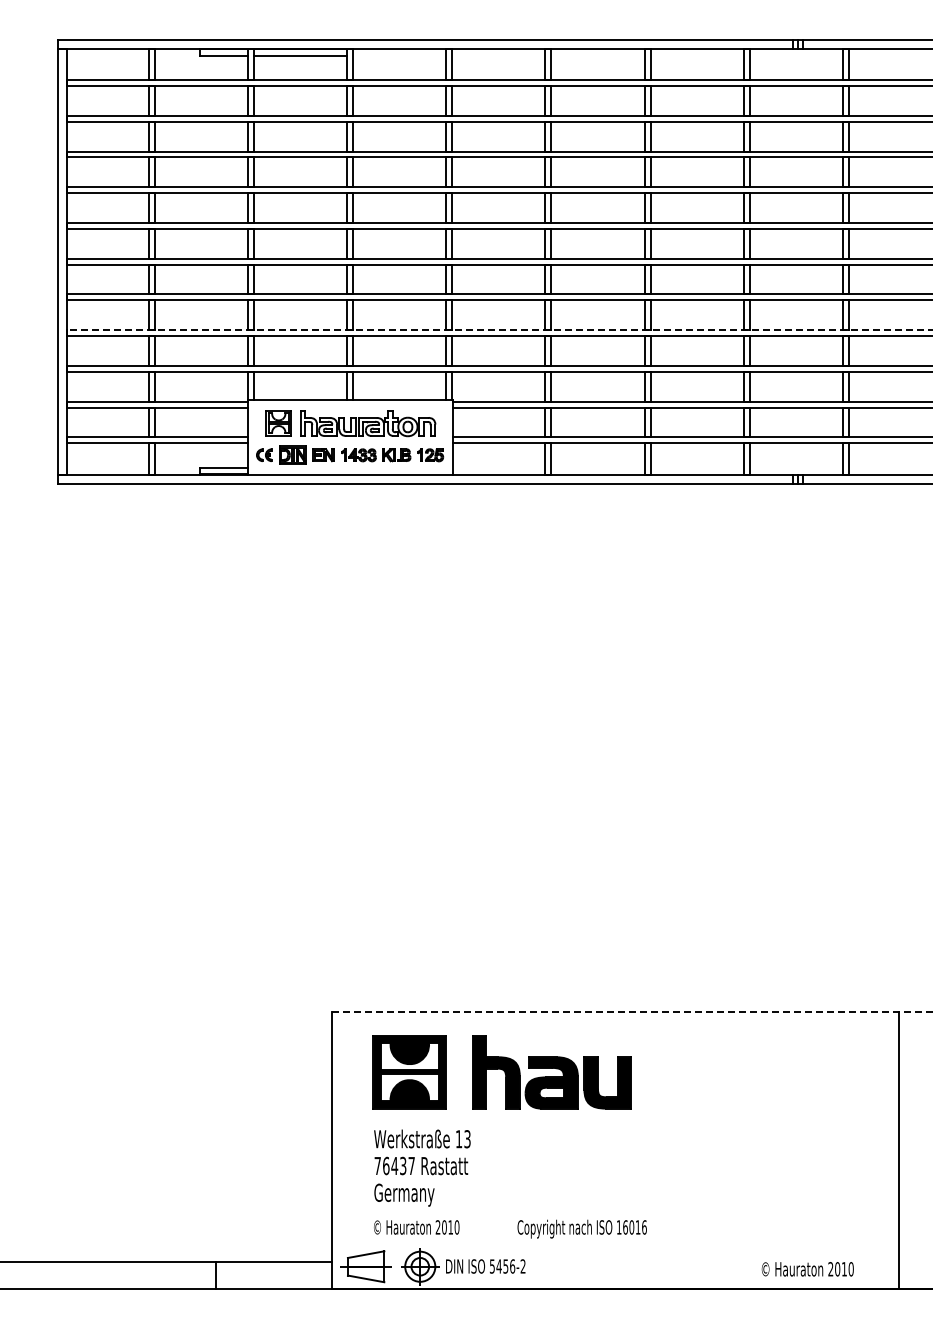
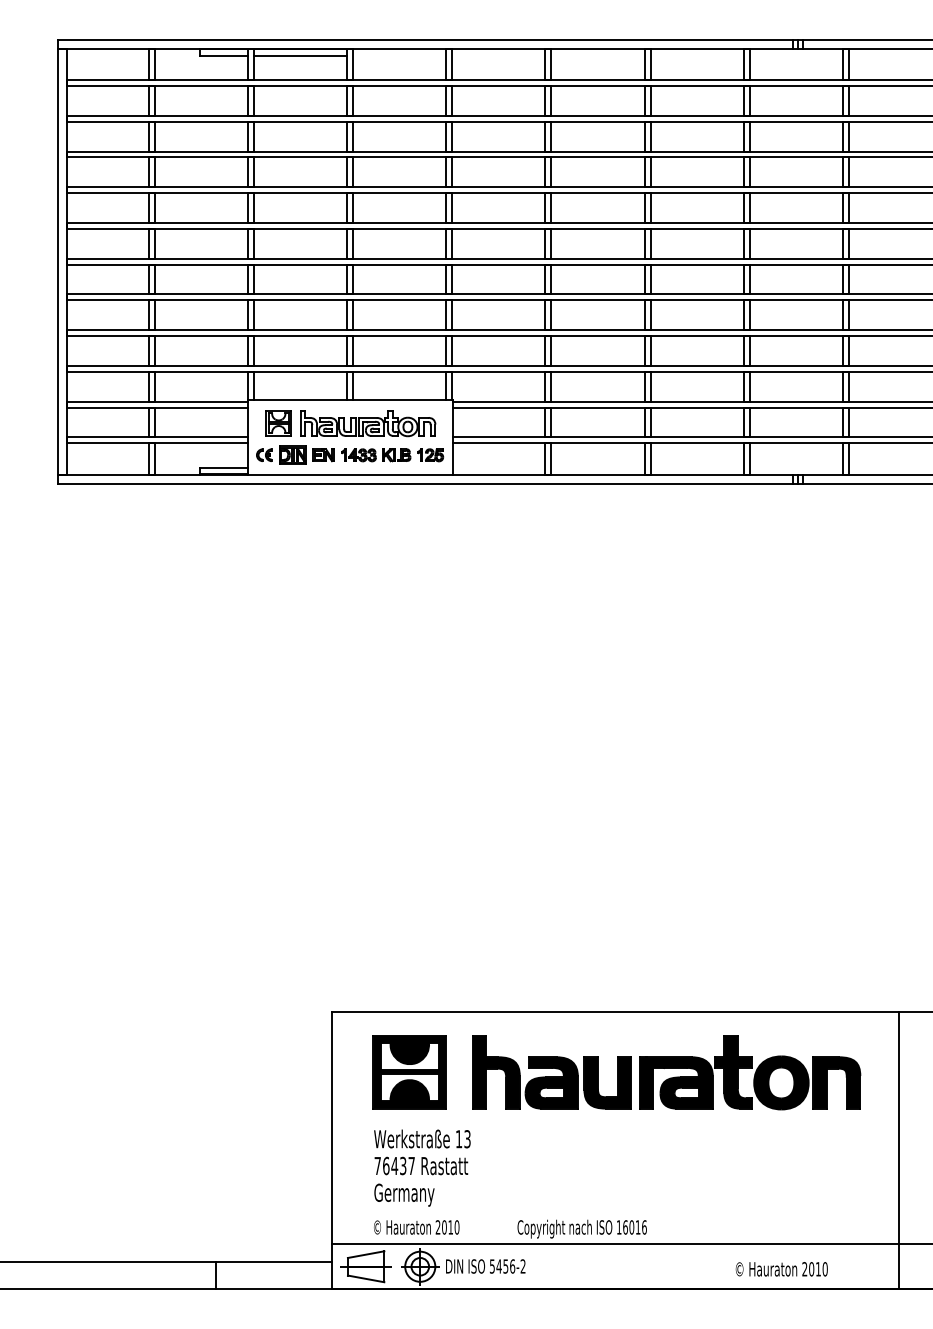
line: dashed -> solid (499, 330)
line: dashed -> solid (633, 1012)
part: none -> present (750, 1072)
line: none -> present (630, 1244)
text position: (807, 1269) -> (781, 1269) (781, 1269)
